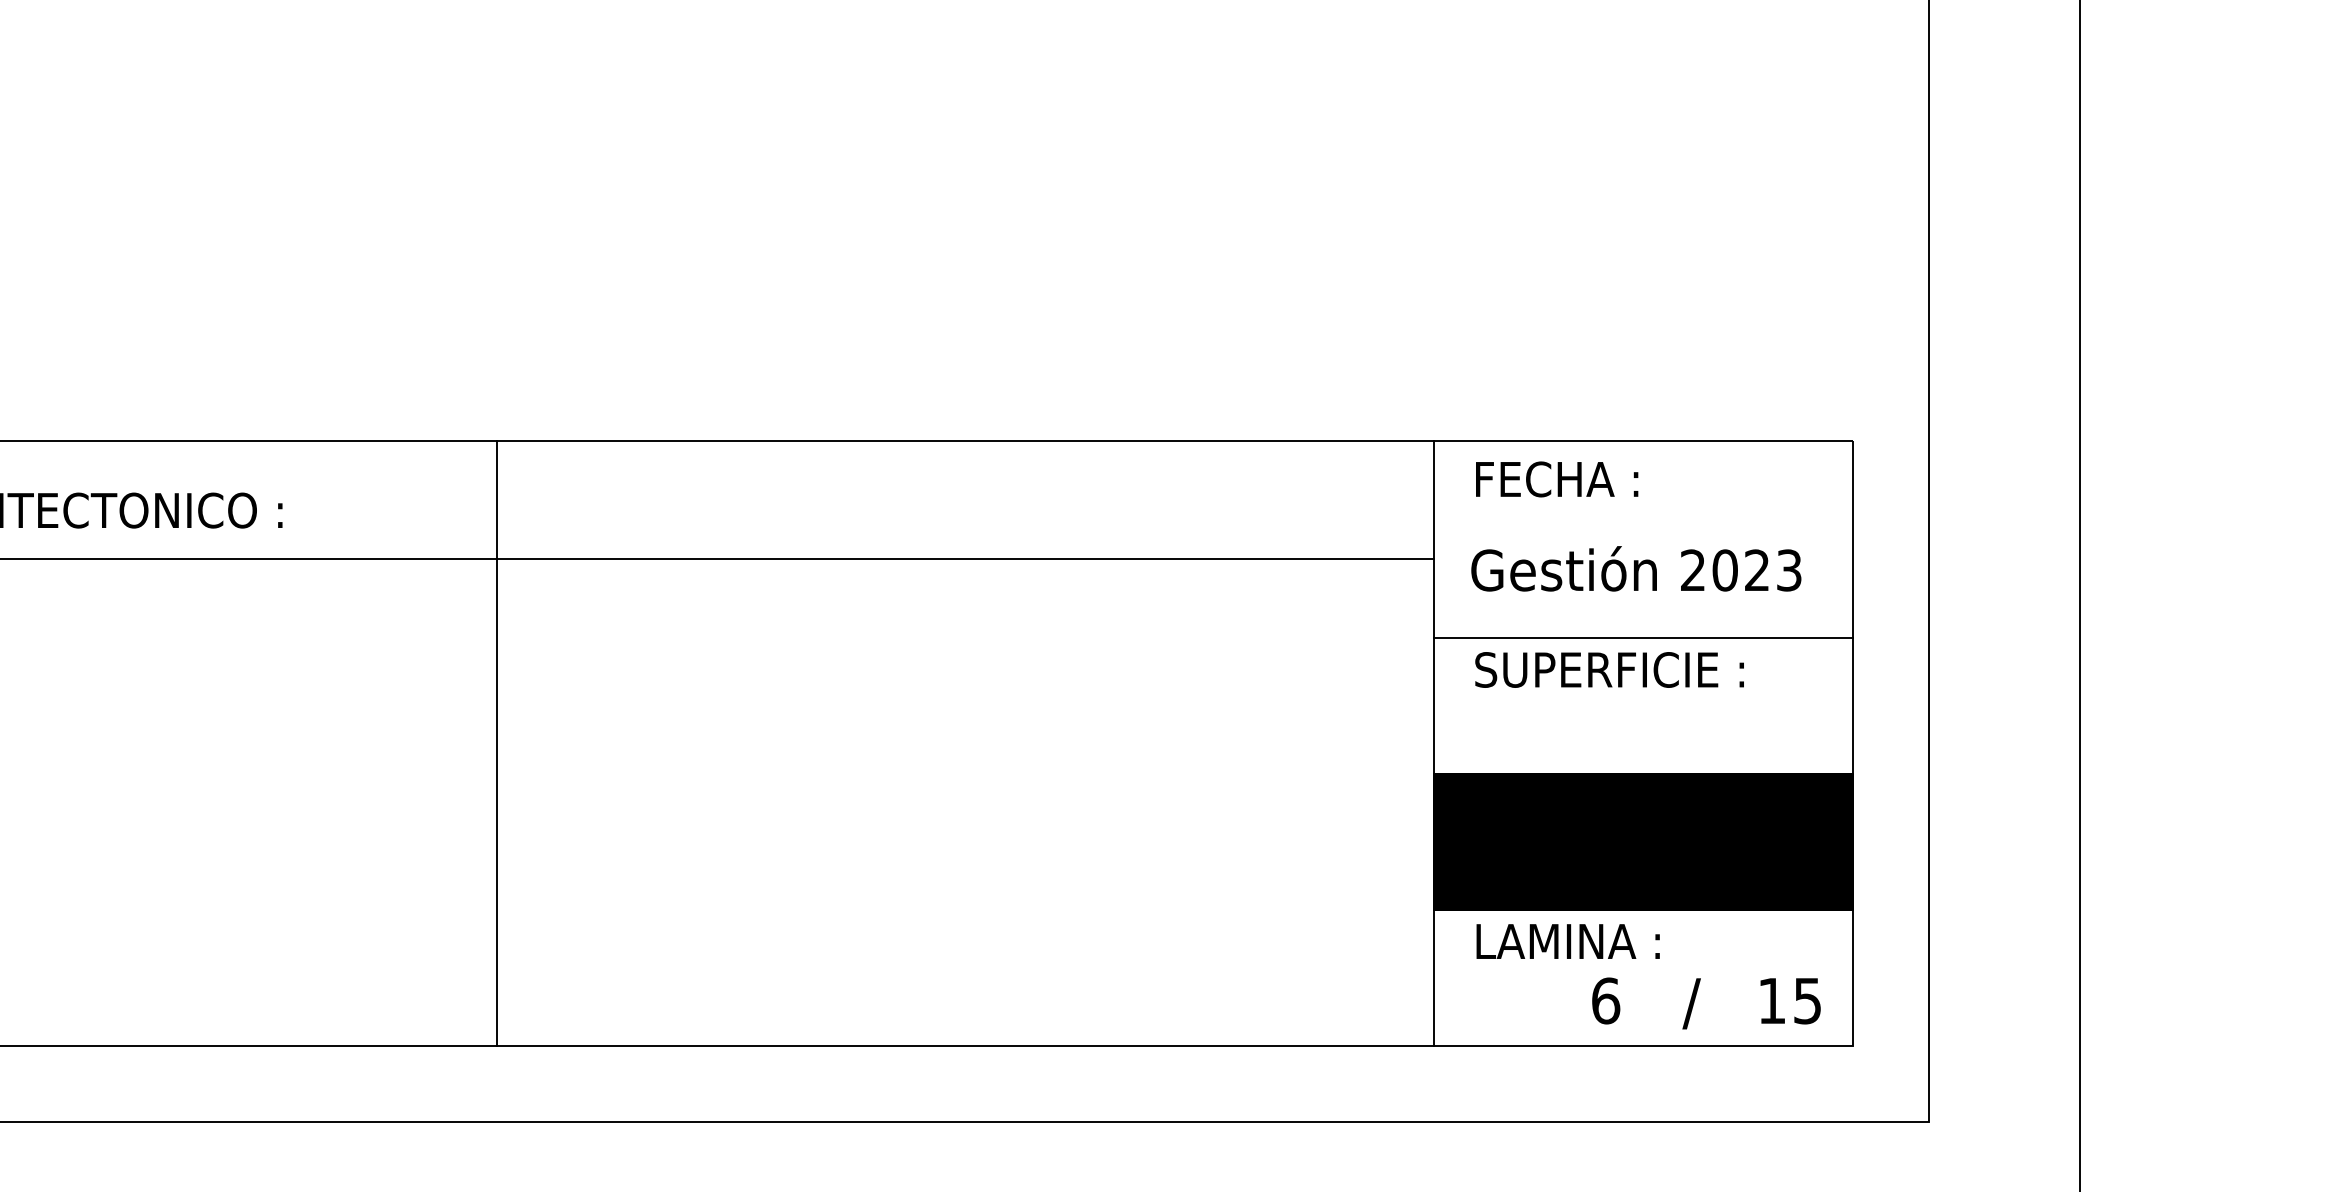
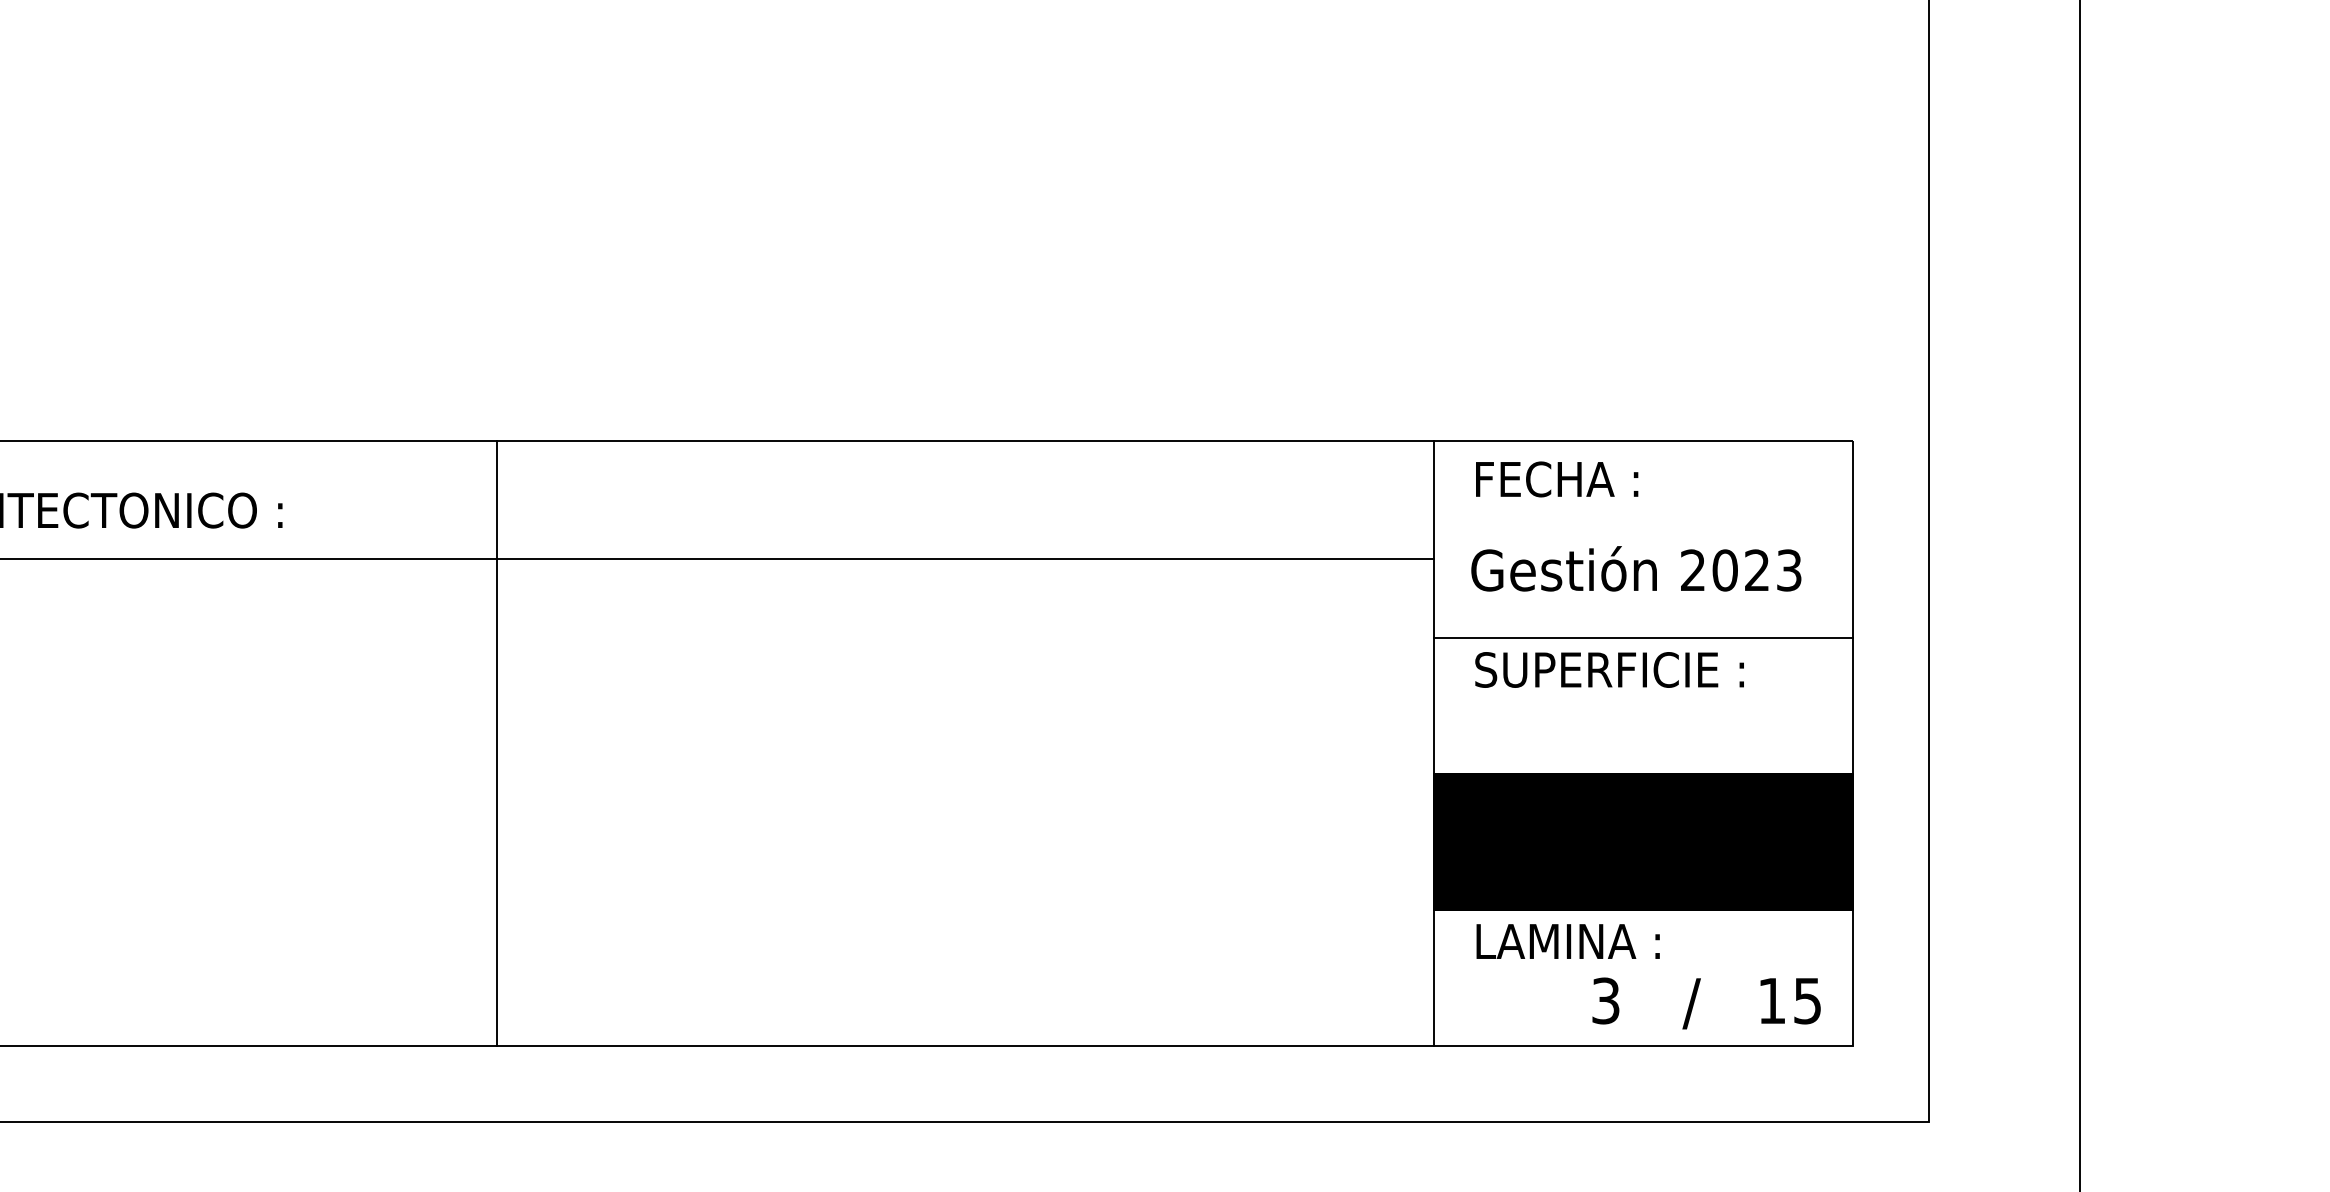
text: 6 -> 3 (1606, 1000)
